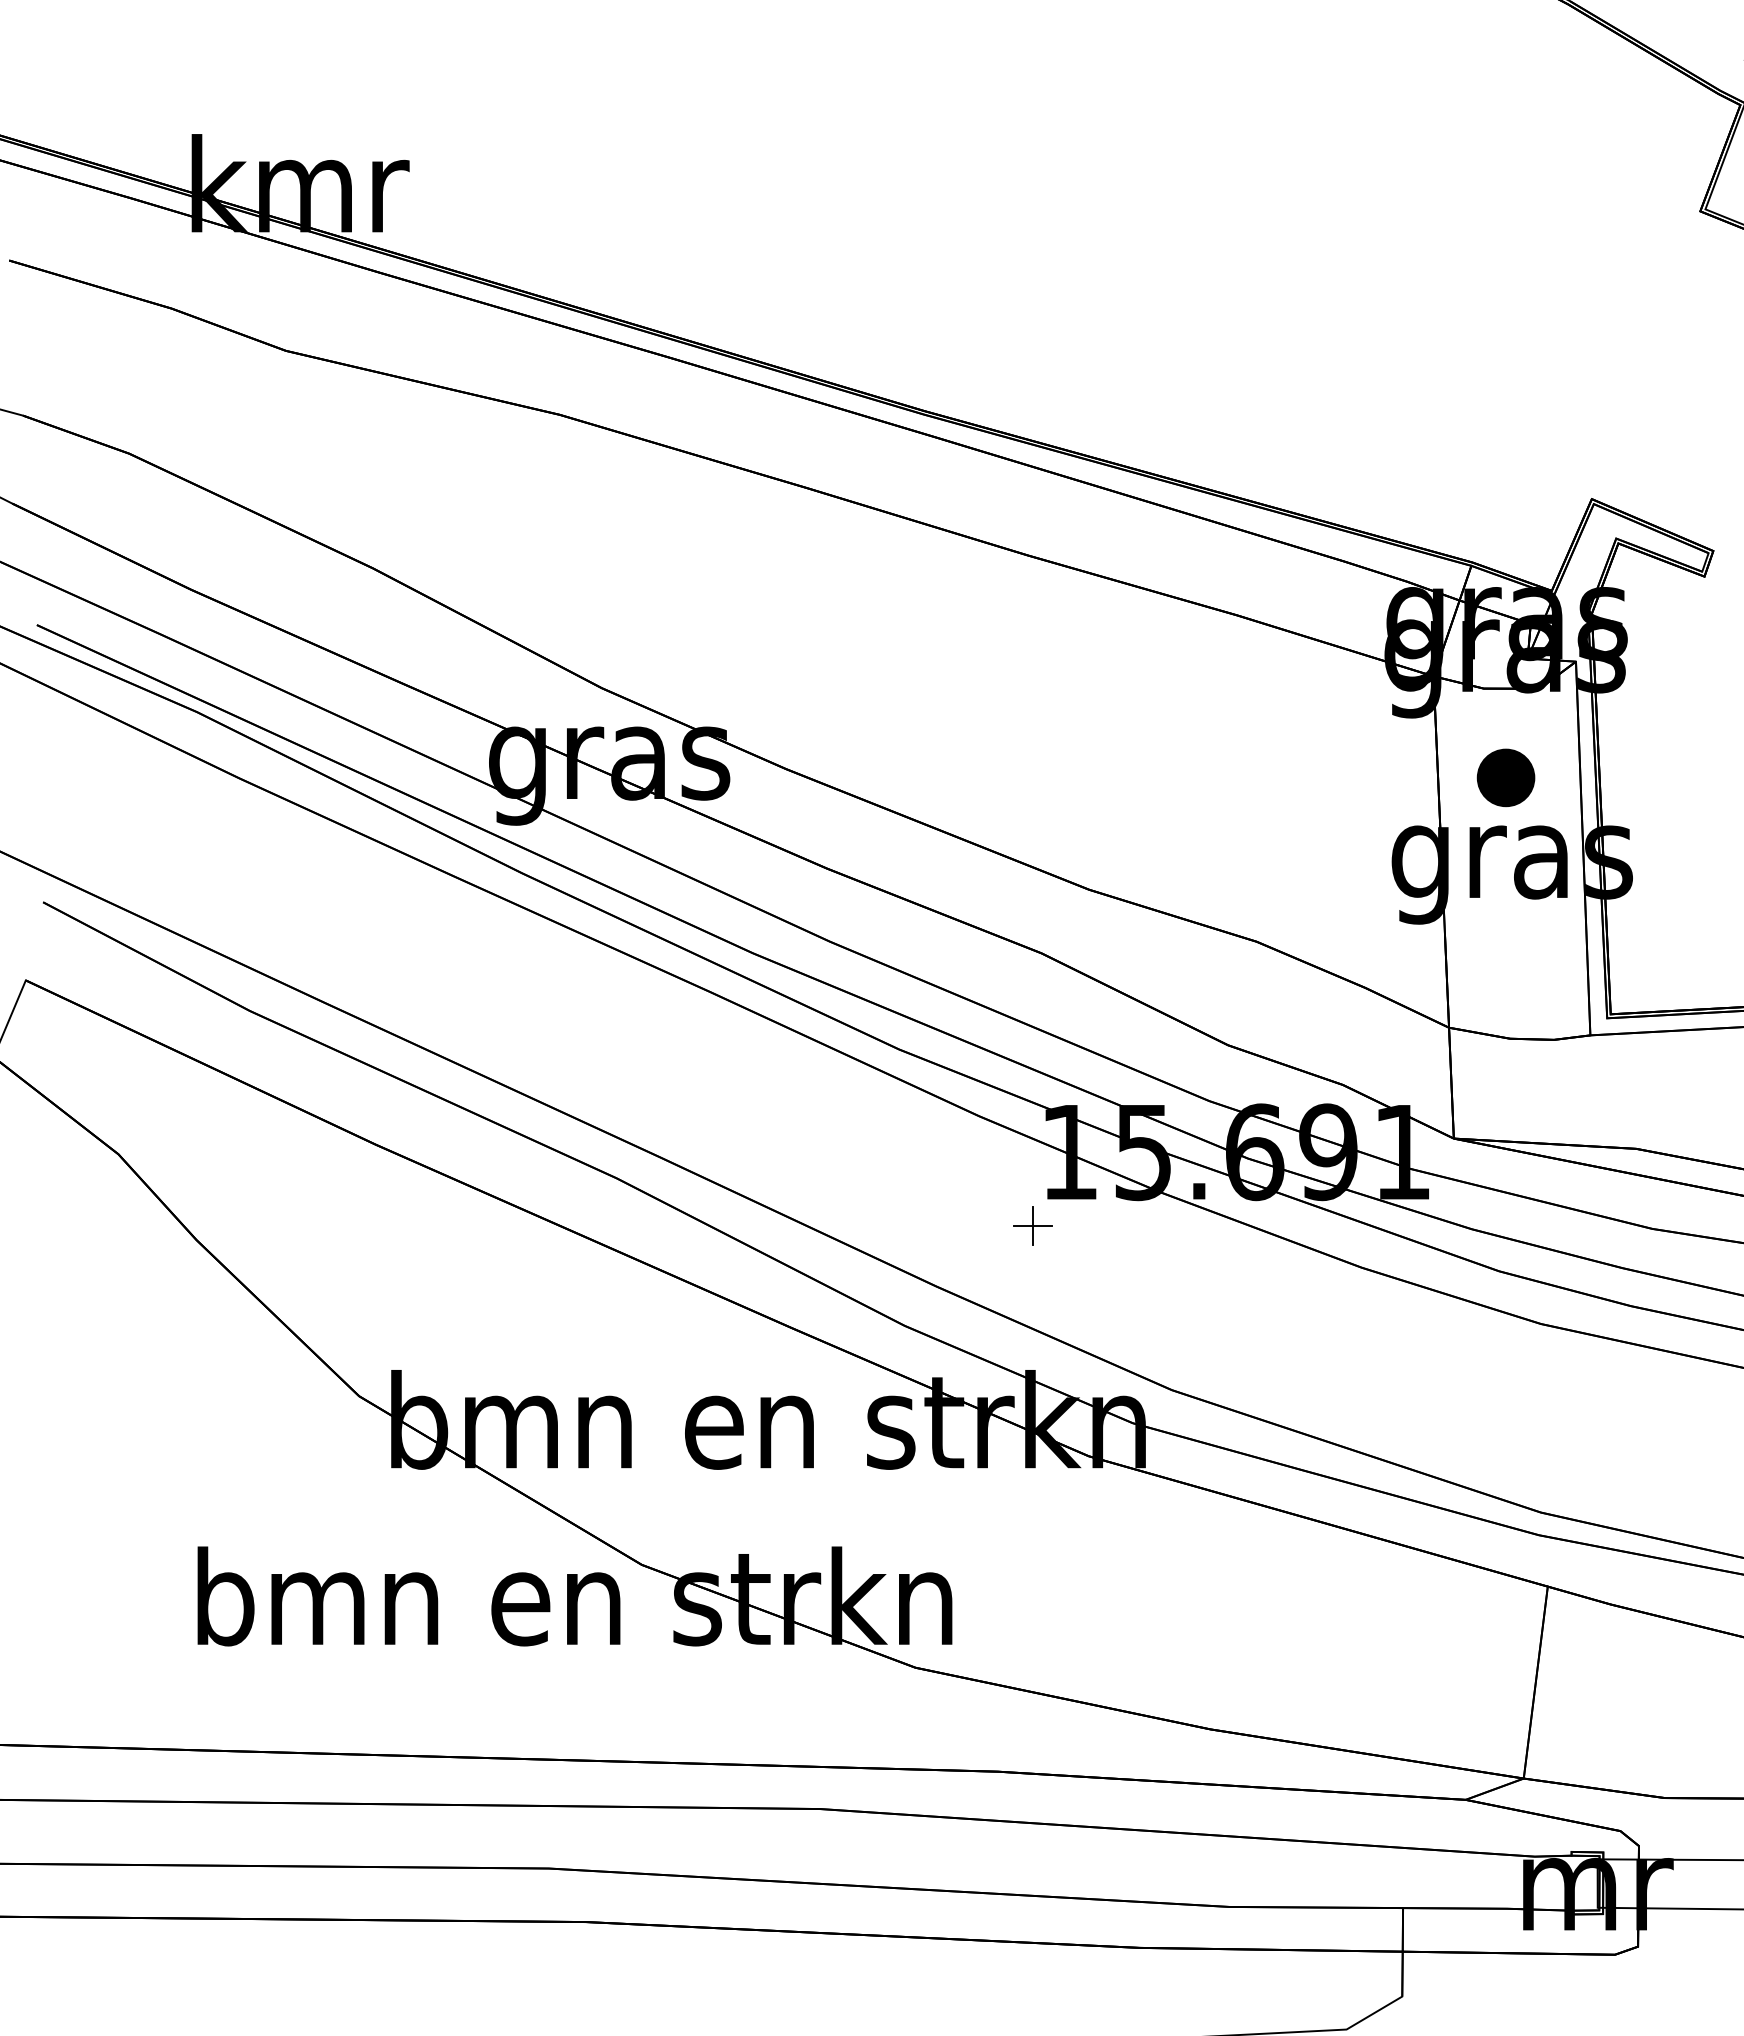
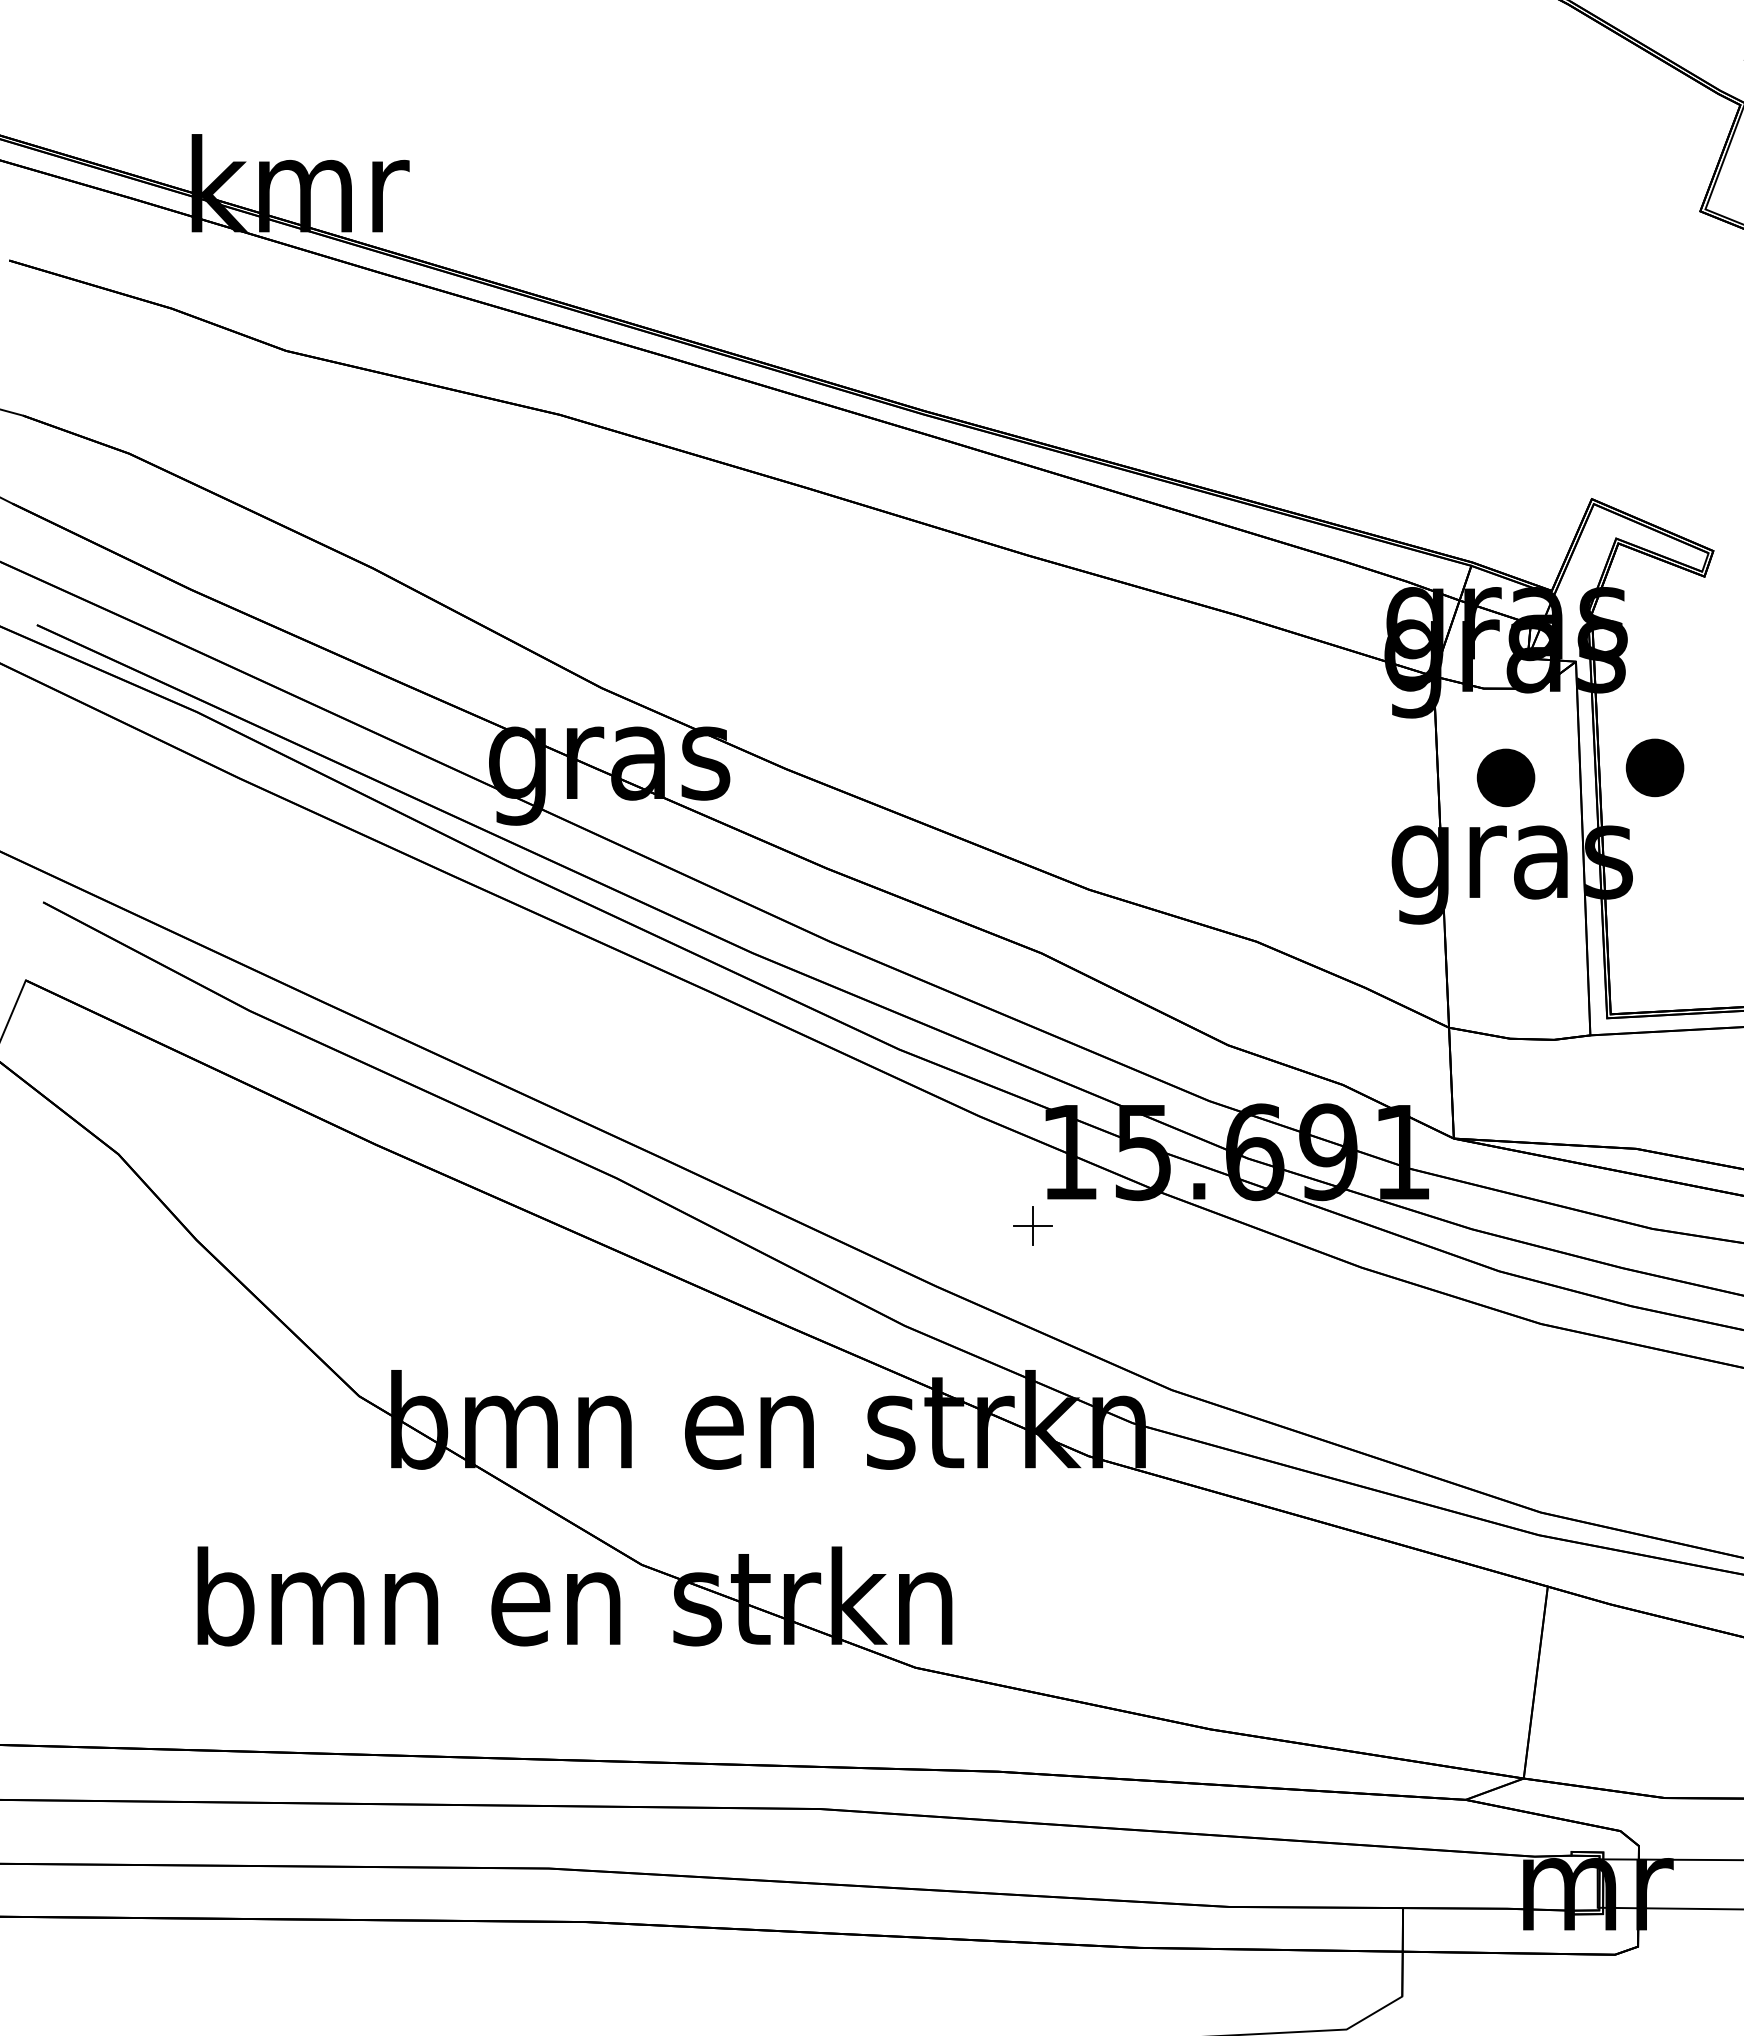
part: none -> present (1654, 767)
